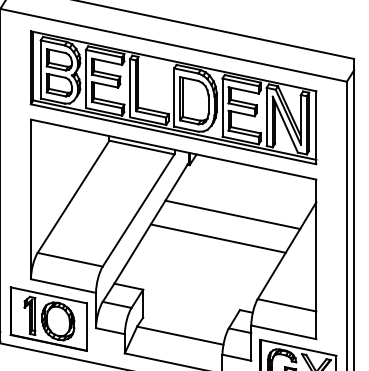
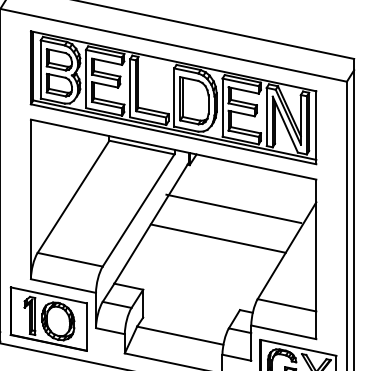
line position: (232, 214) -> (233, 208) (233, 208)
